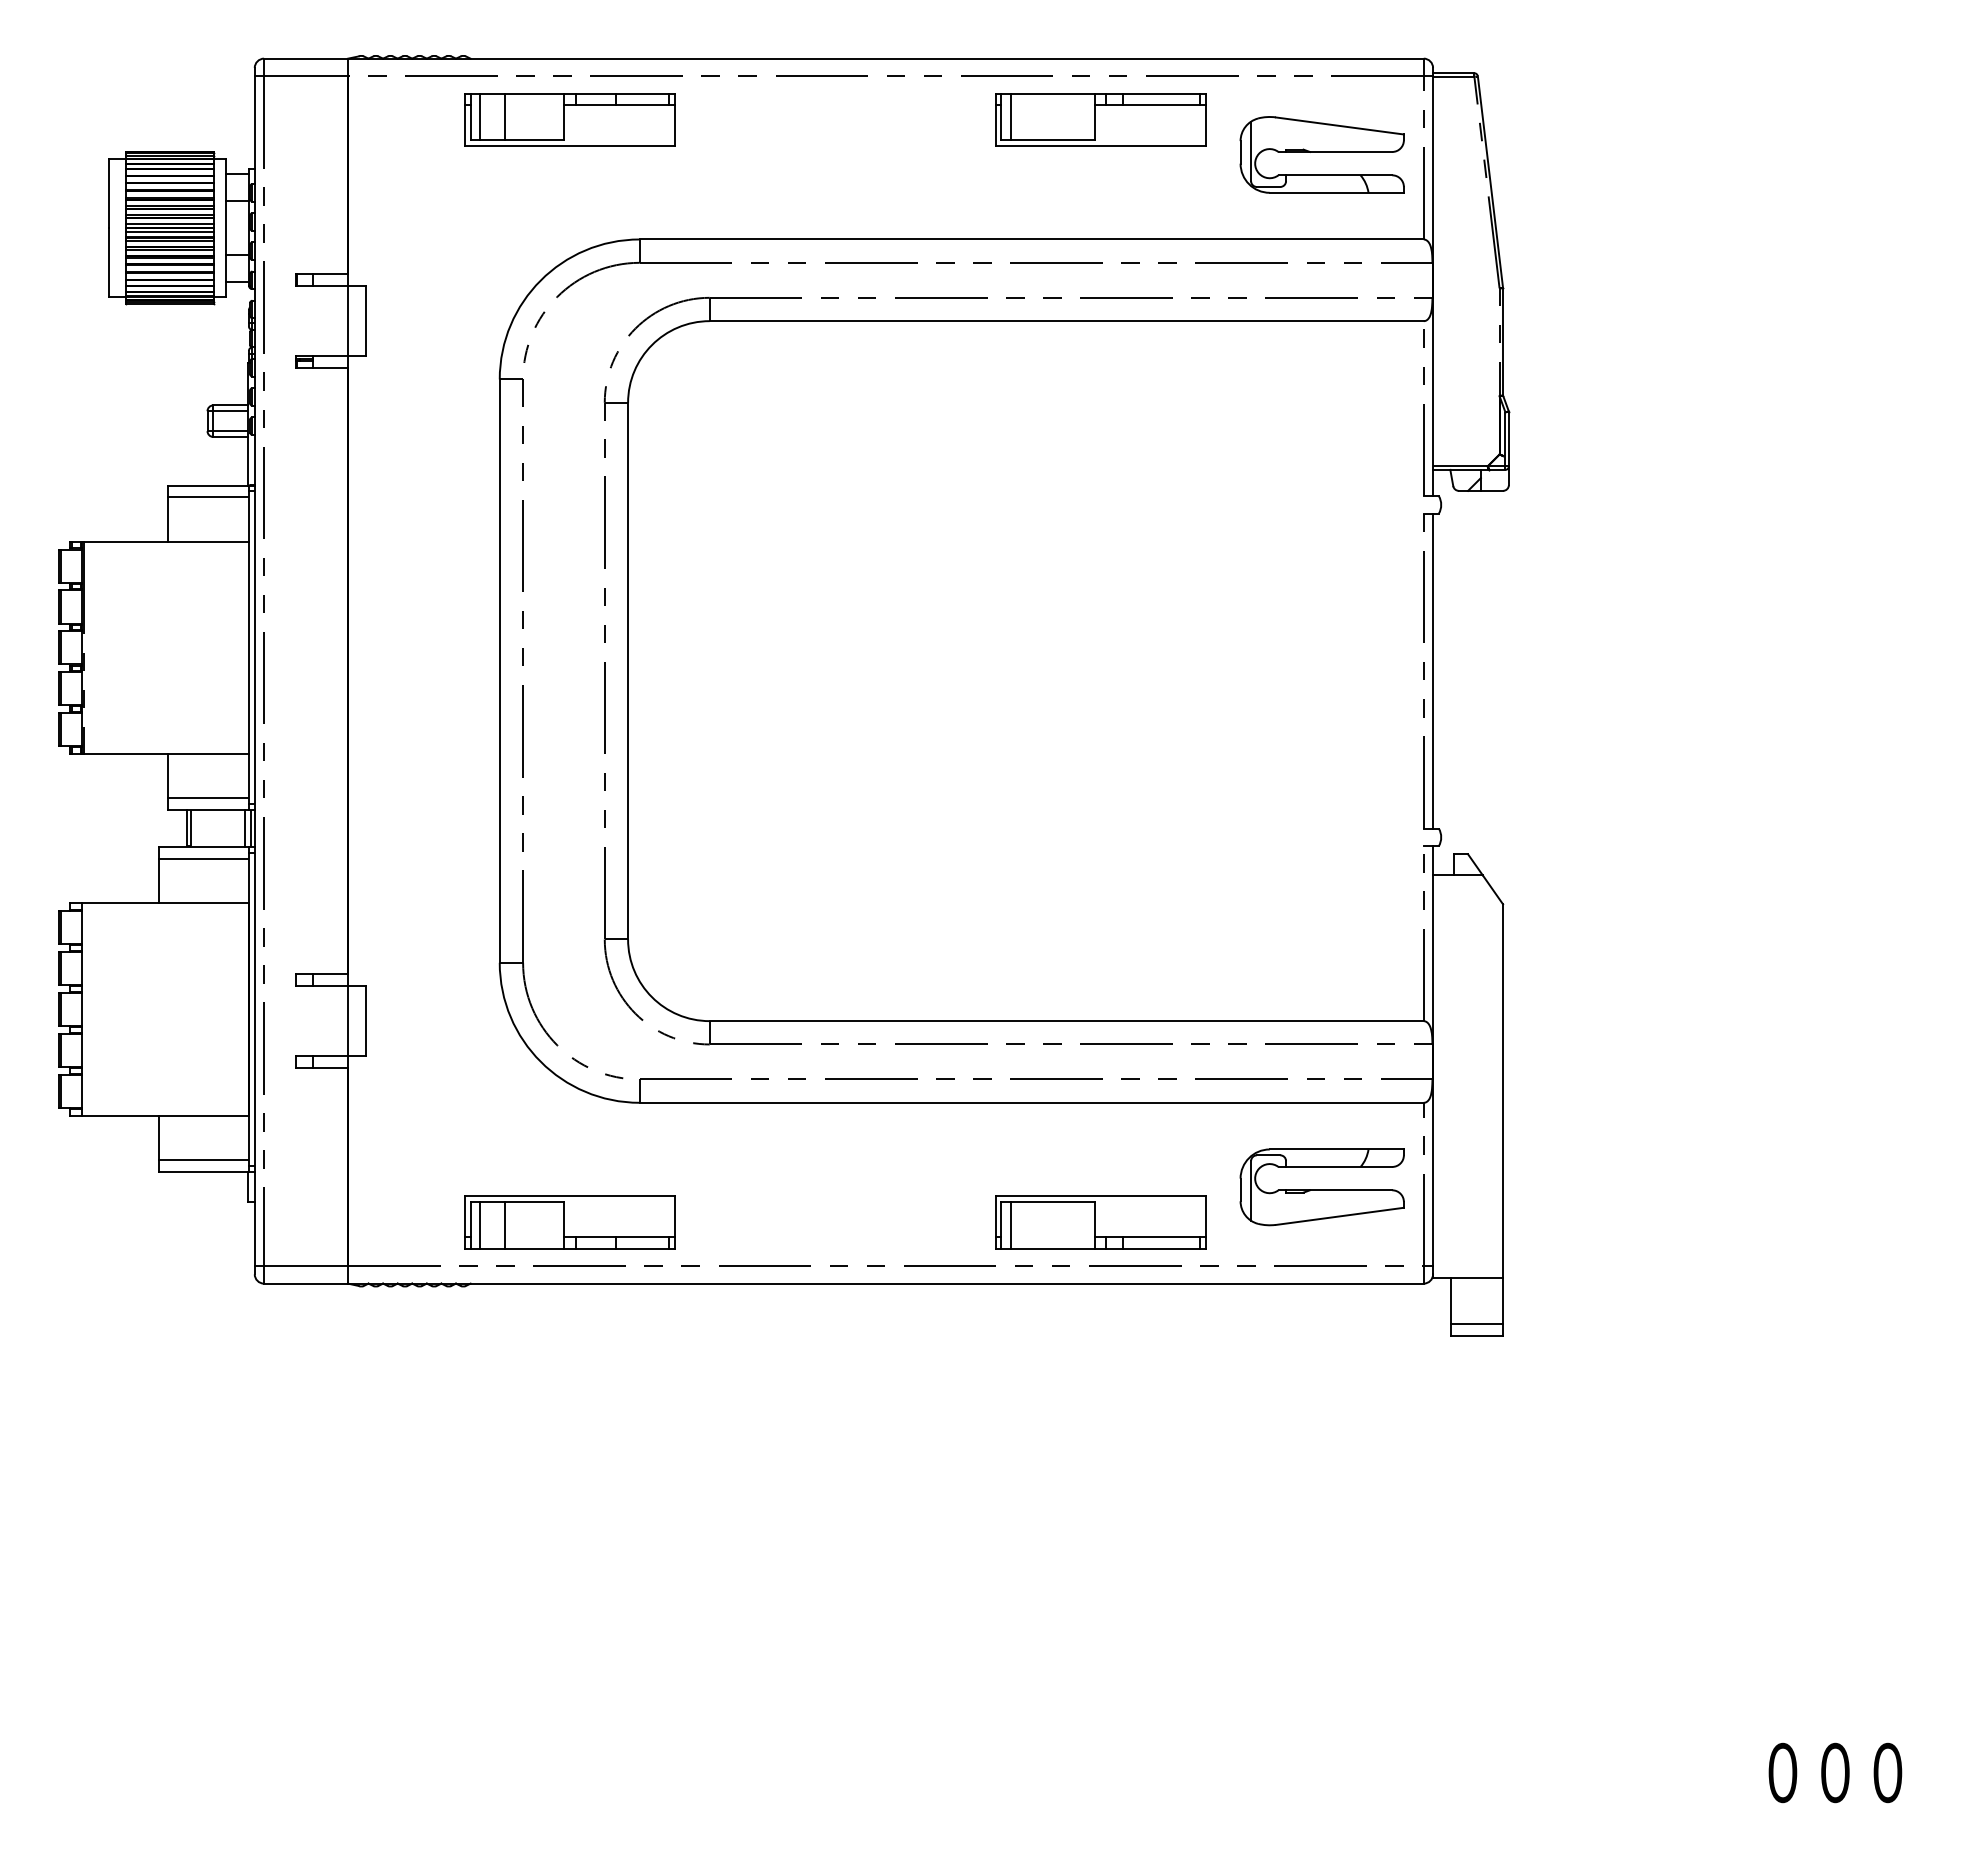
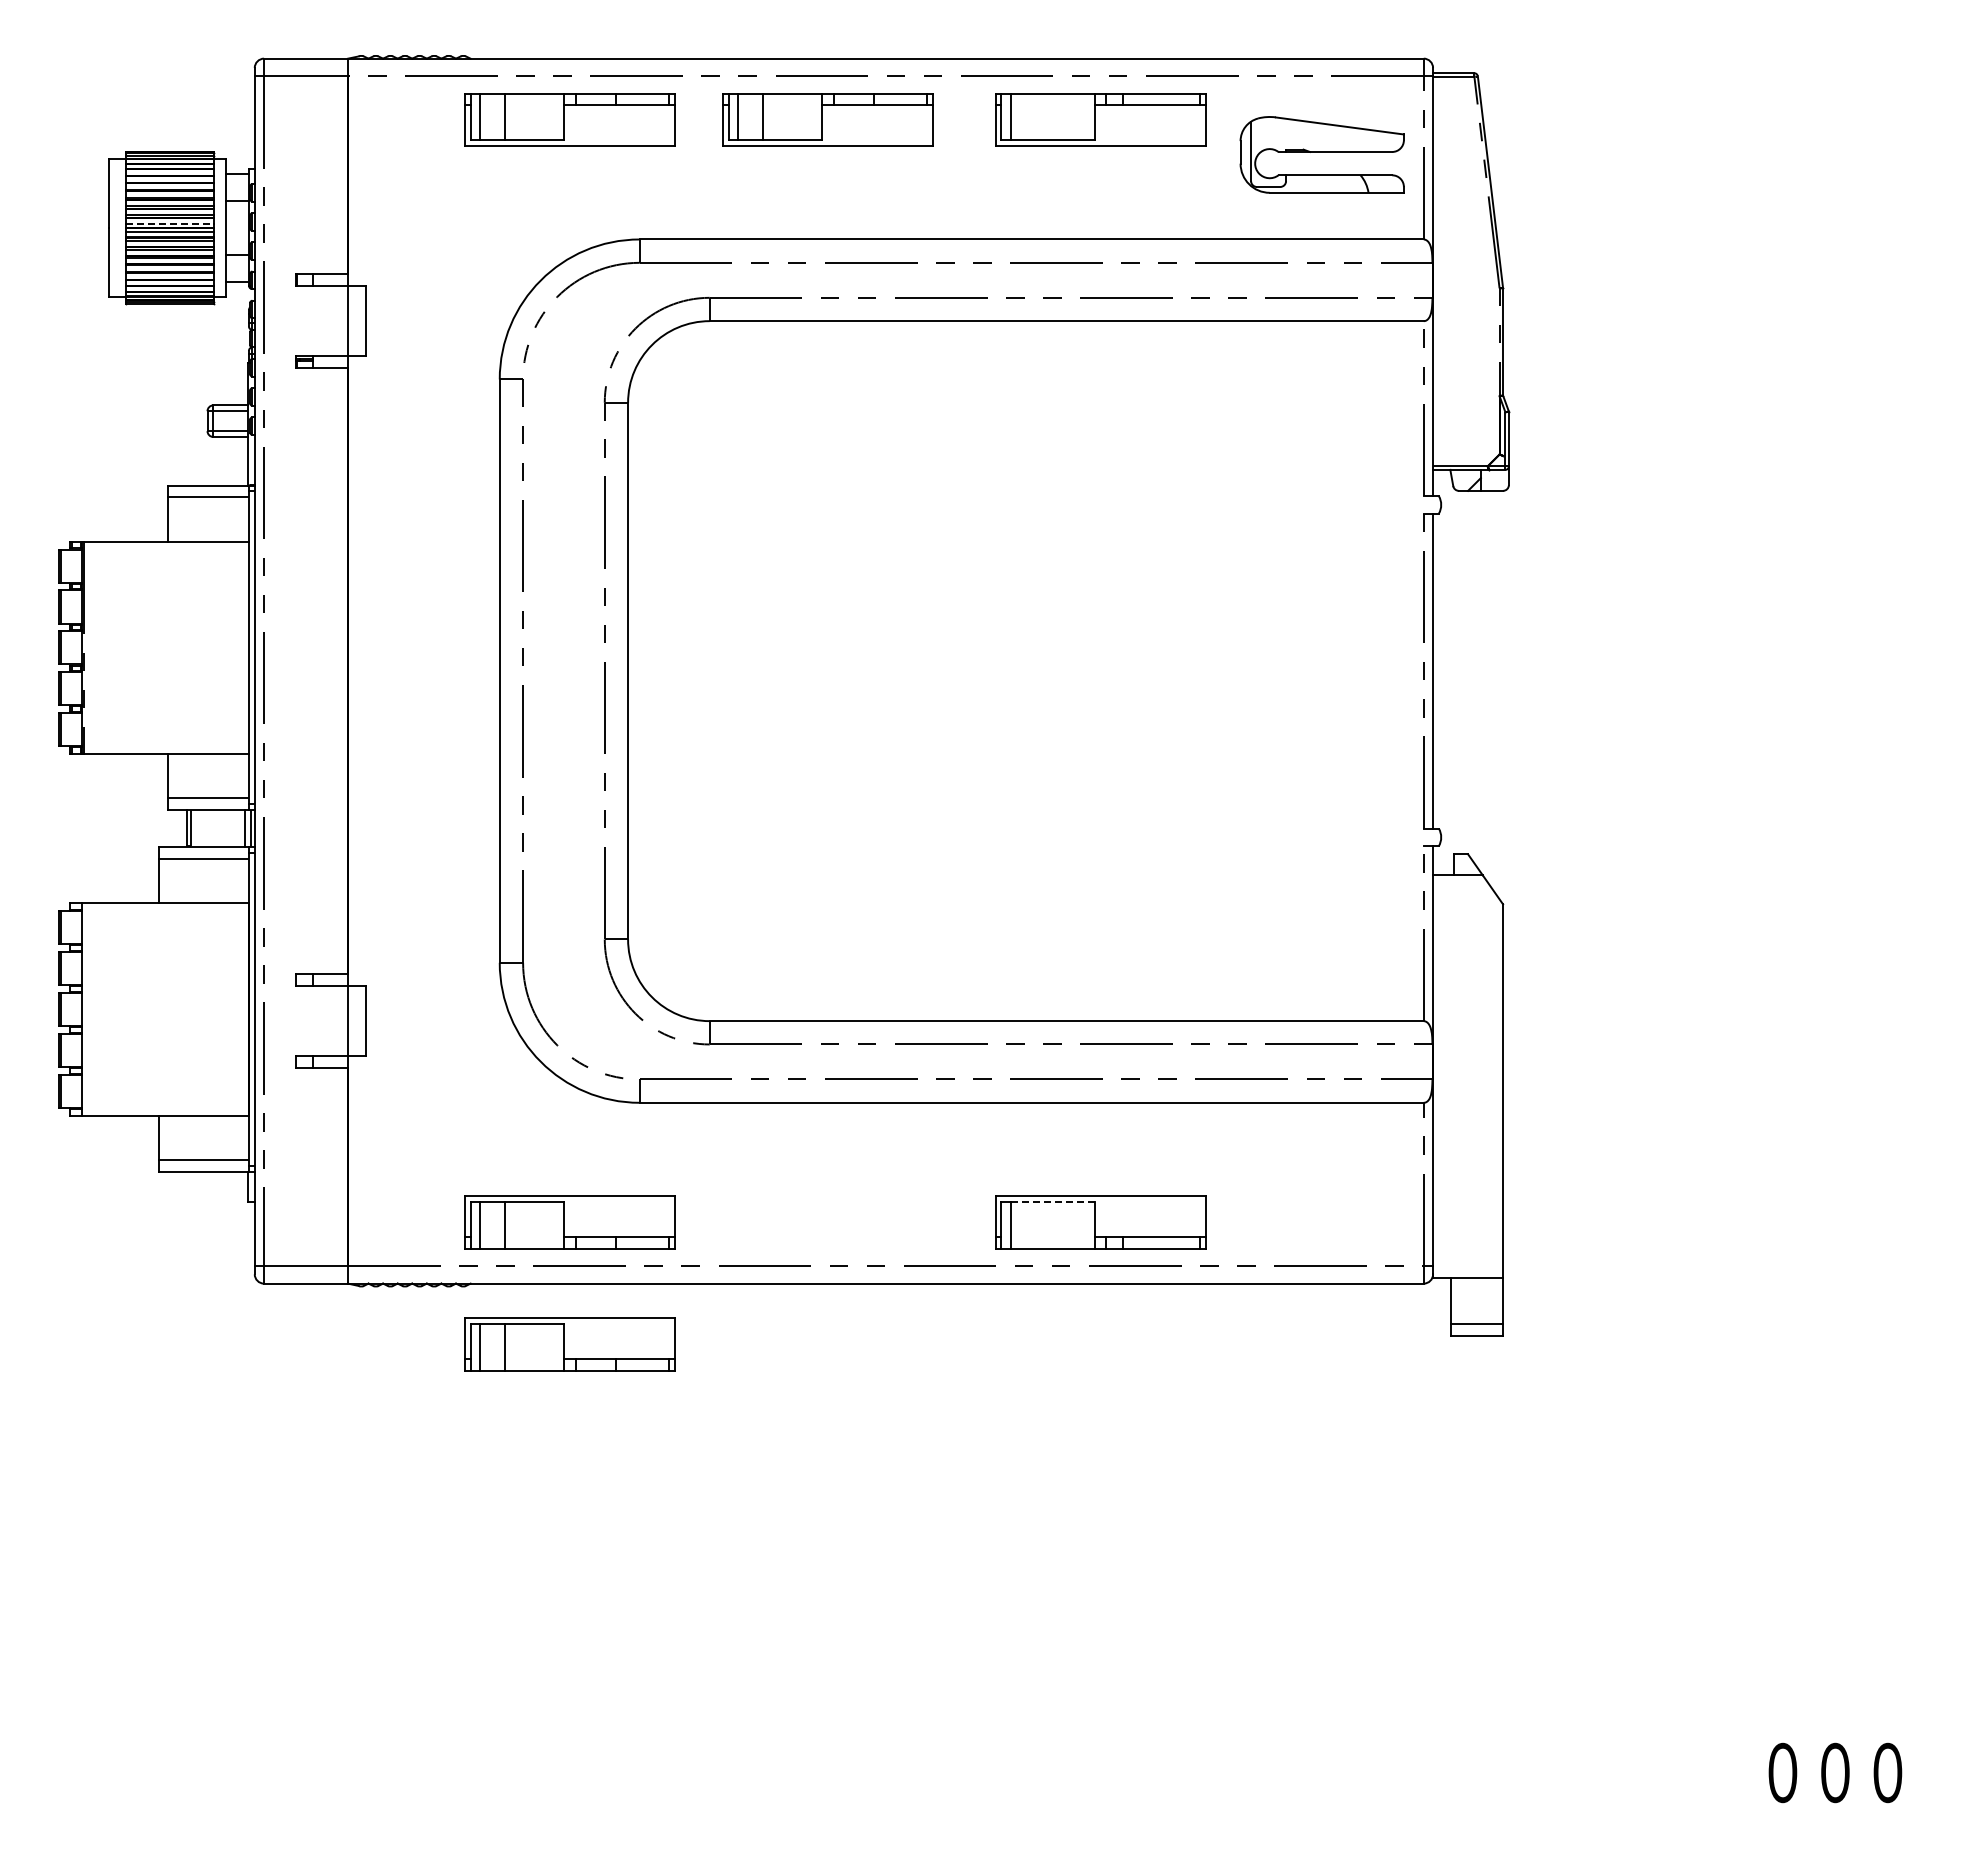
part: none -> present (827, 119)
line: solid -> dashed (170, 223)
part: present -> none (1321, 1187)
line: solid -> dashed (1052, 1201)
part: none -> present (569, 1344)
